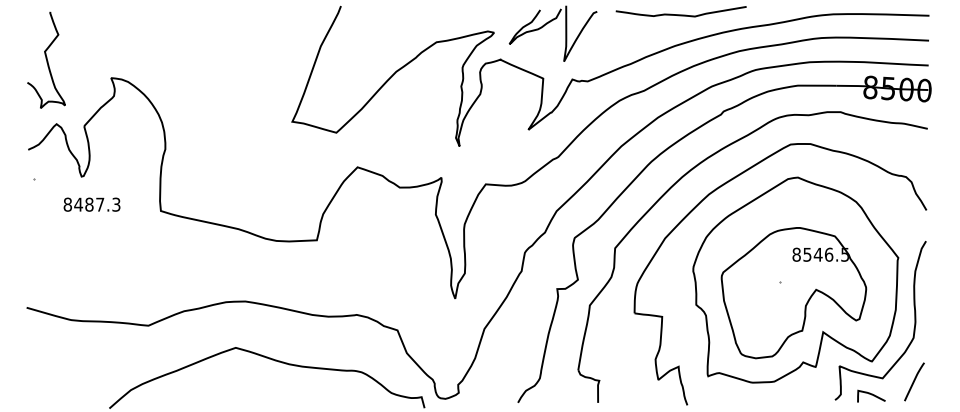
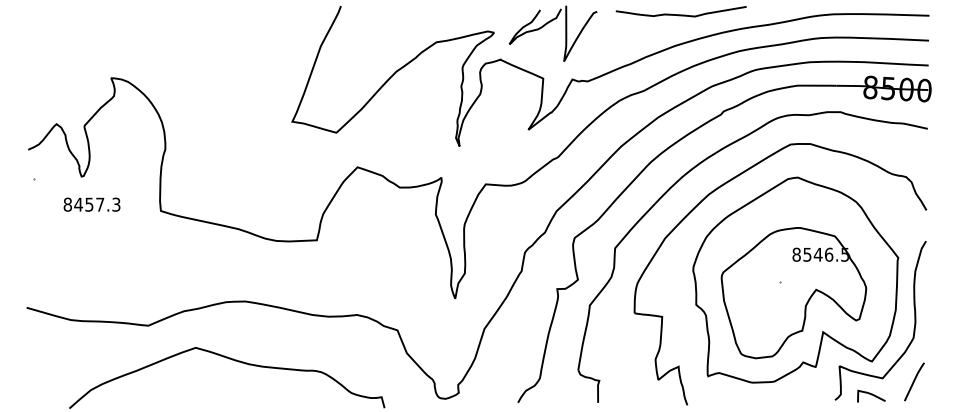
curve: present -> none (46, 59)
text: 8487.3 -> 8457.3 (89, 204)
curve position: (272, 360) -> (232, 360) (232, 360)
